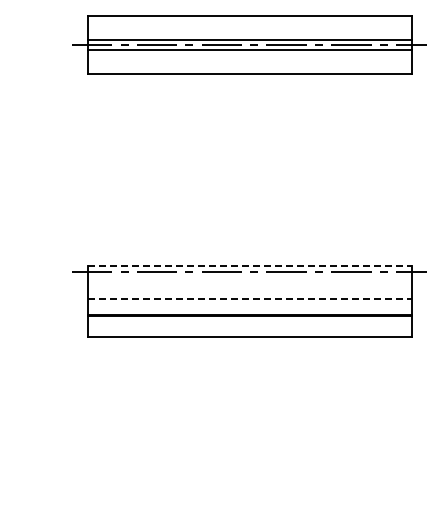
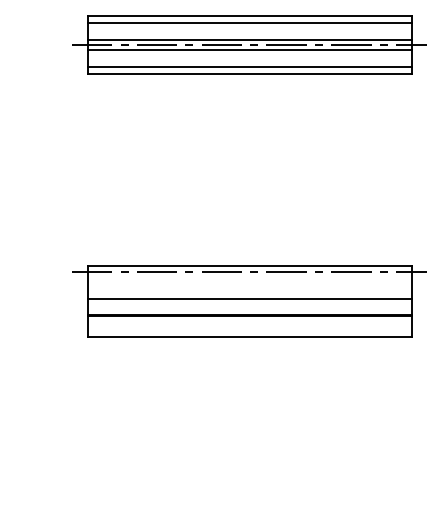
line: none -> present (250, 22)
line: none -> present (250, 67)
line: dashed -> solid (250, 265)
line: dashed -> solid (250, 299)
